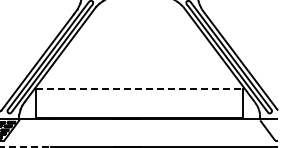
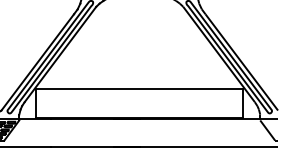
line: dashed -> solid (140, 88)
line: dashed -> solid (26, 147)
